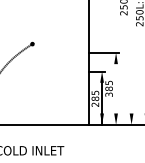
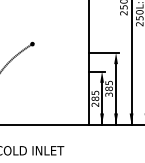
line: none -> present (131, 63)
line: none -> present (116, 94)
